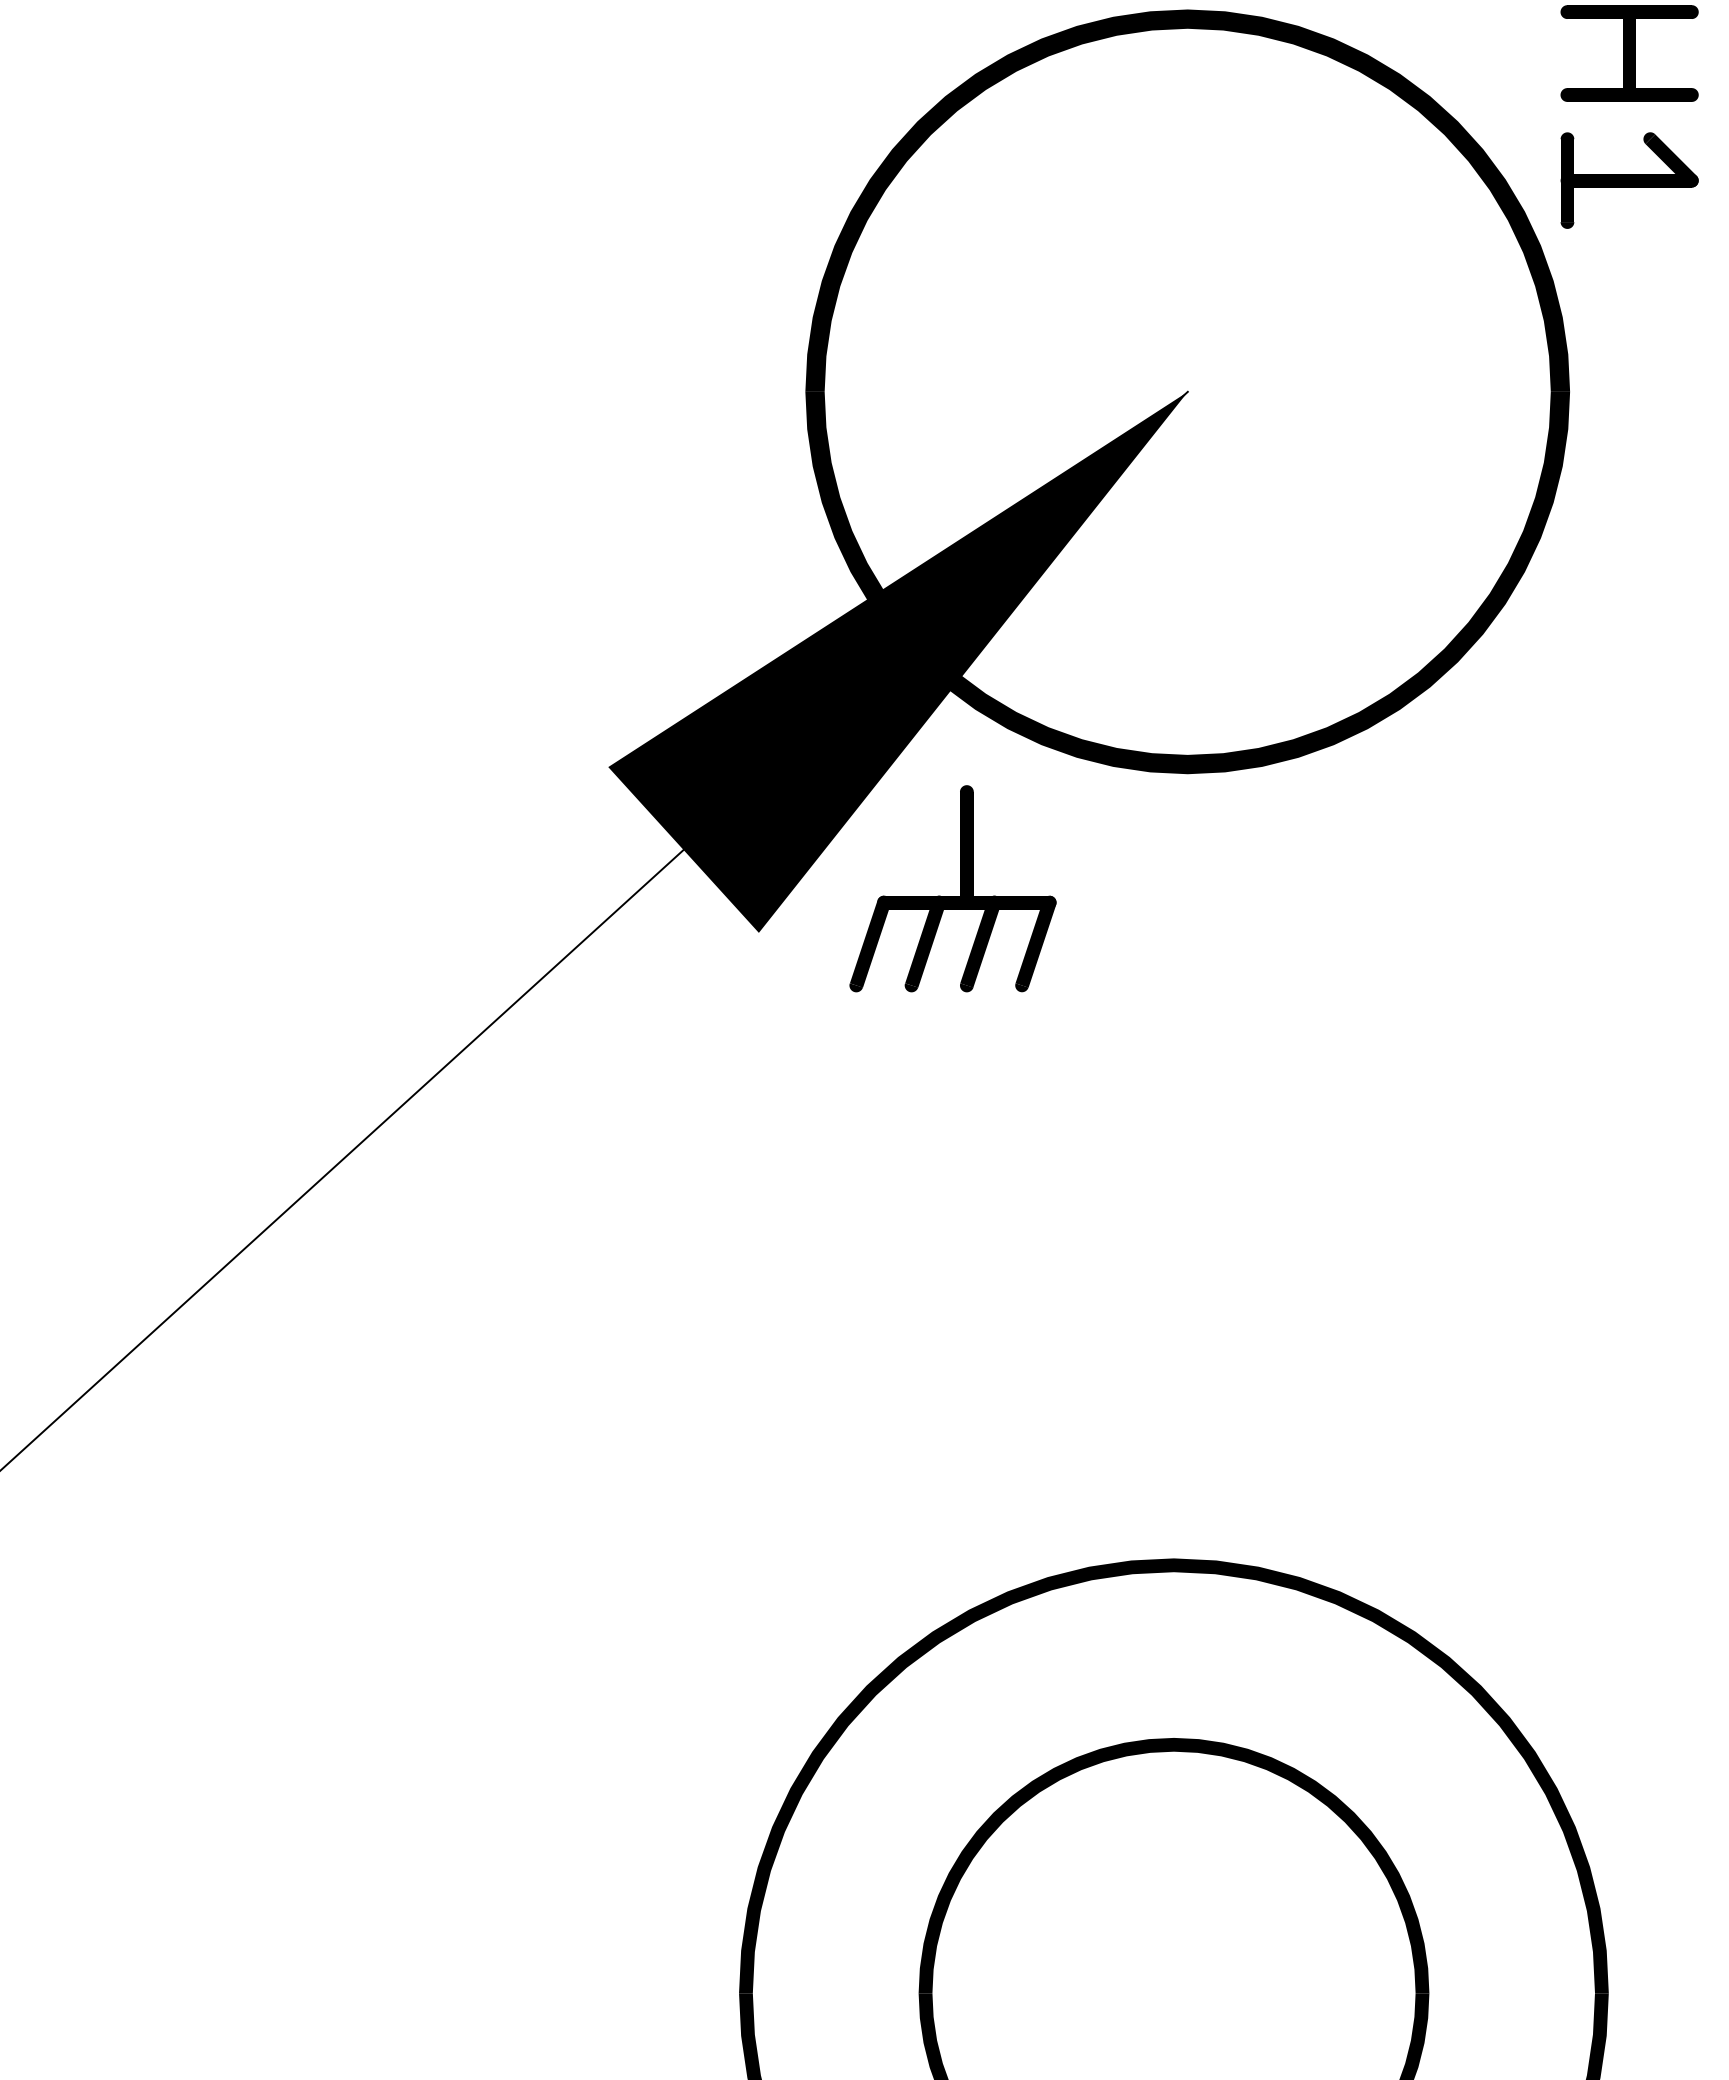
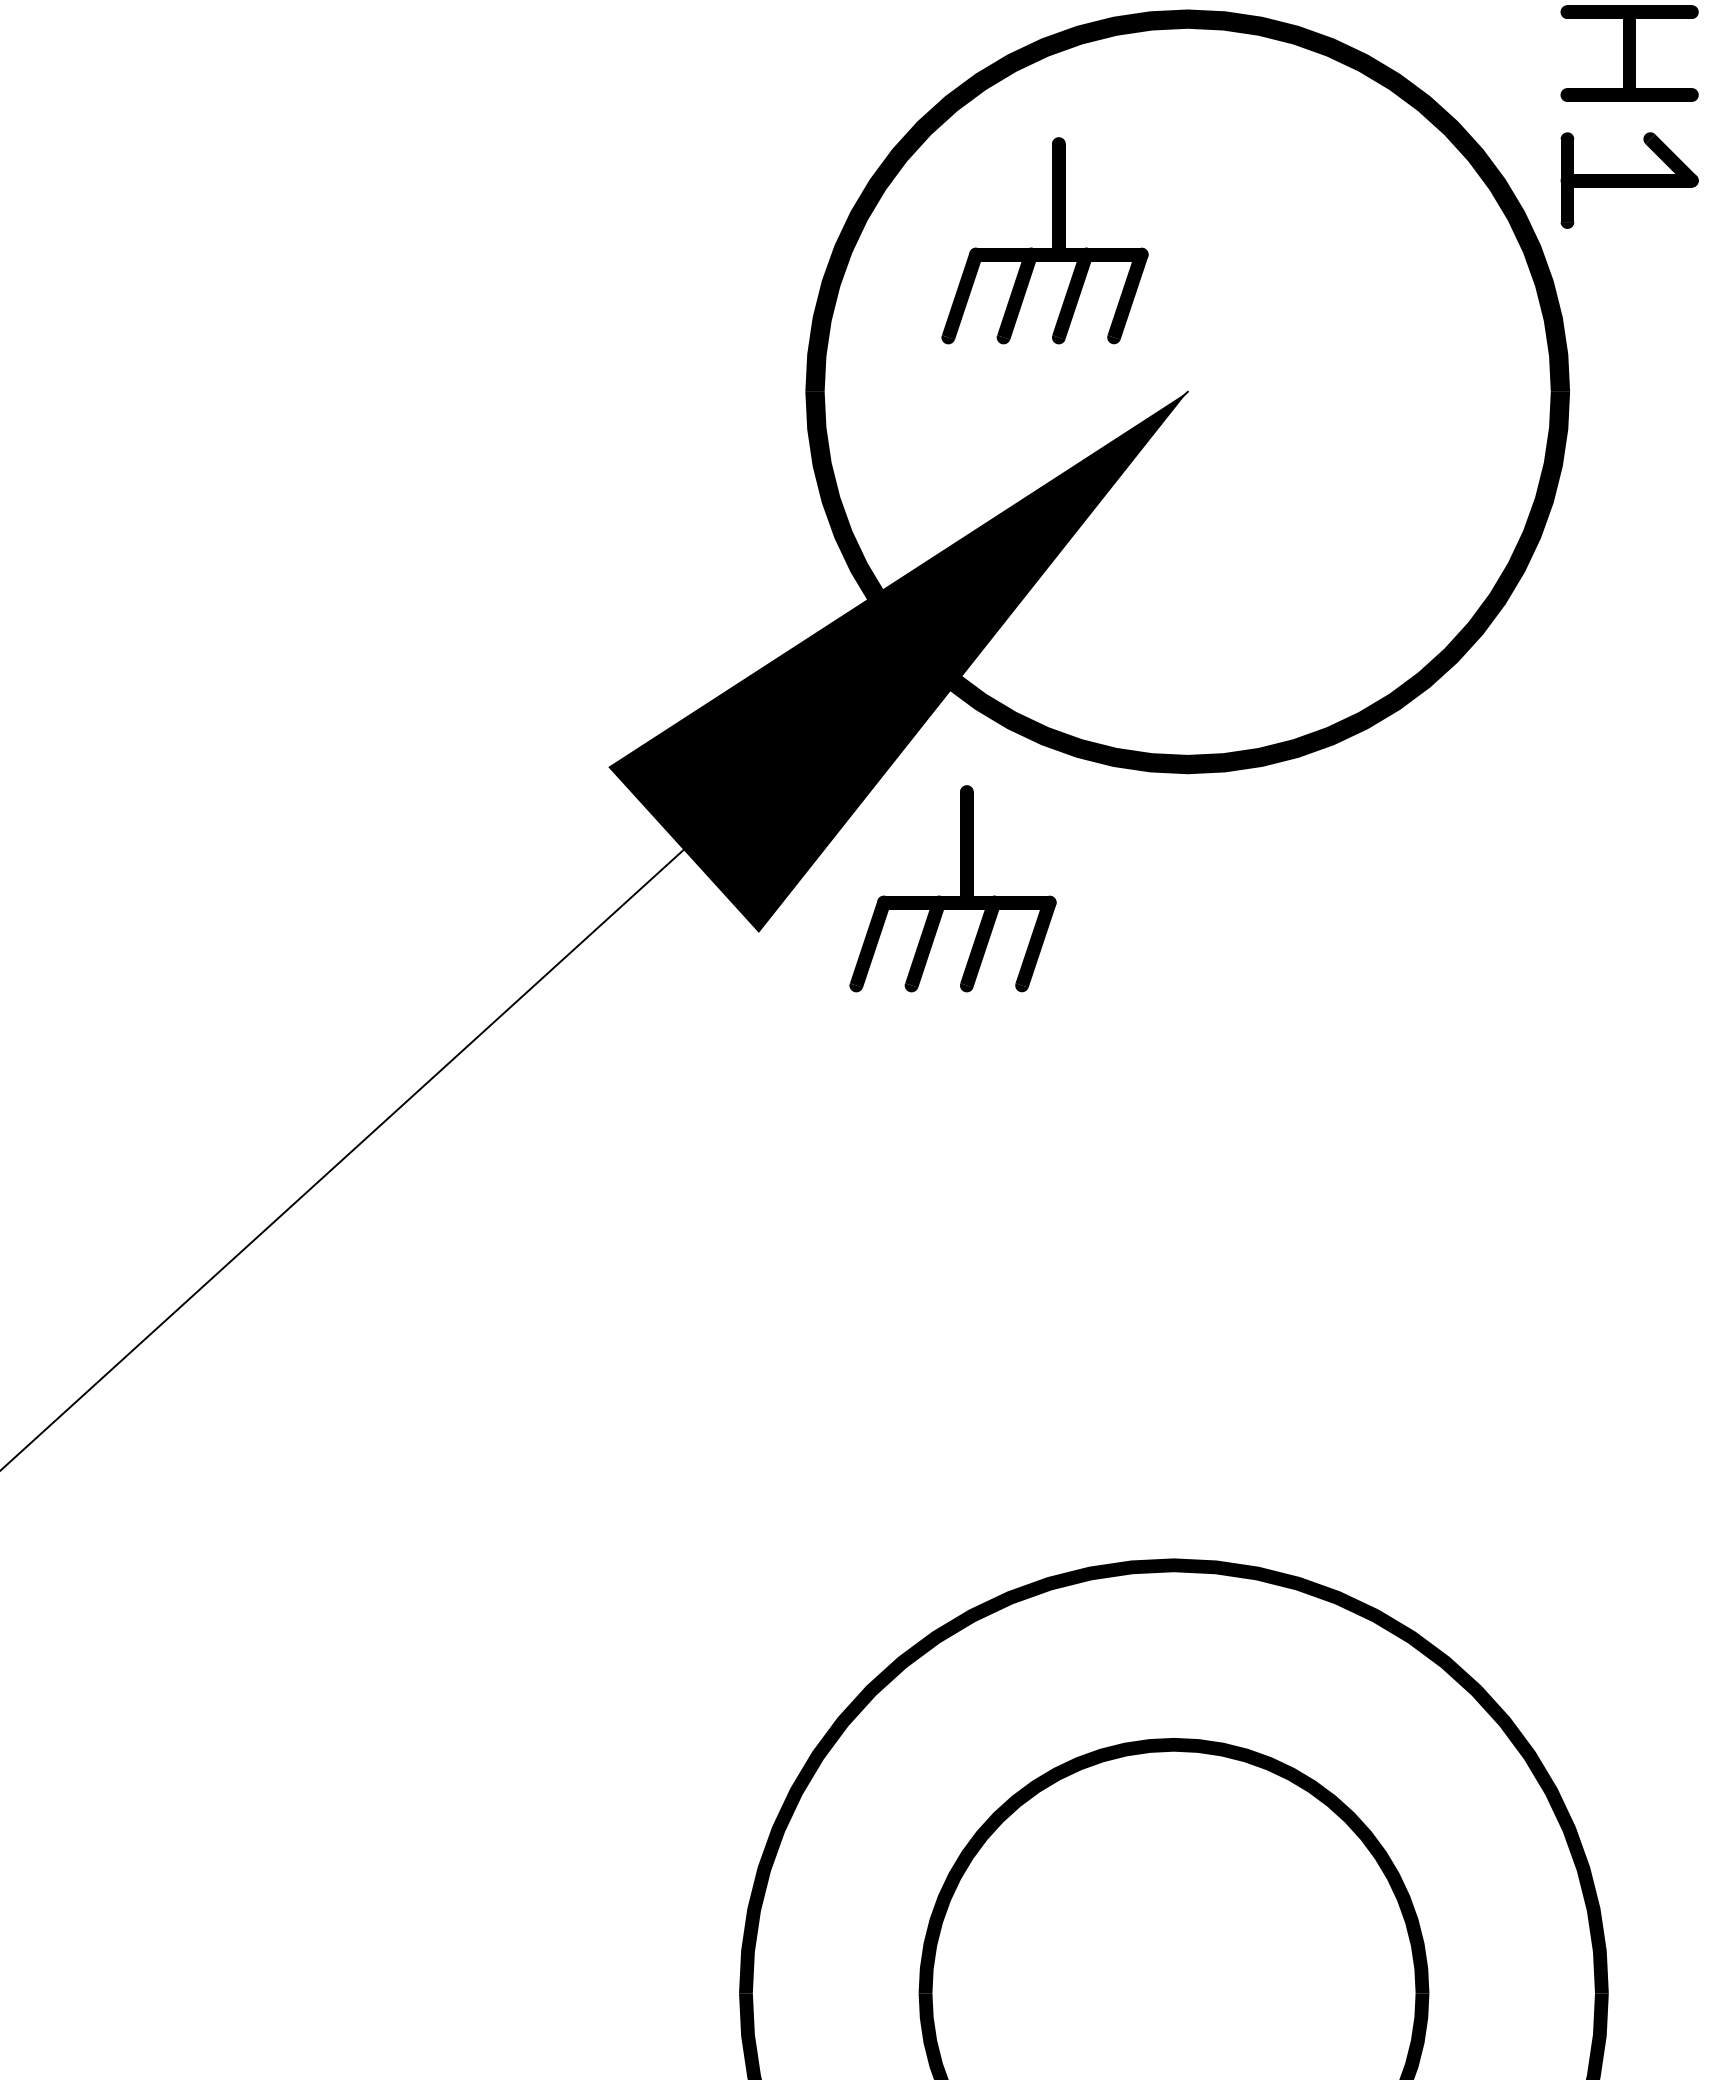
part: none -> present (1052, 240)
